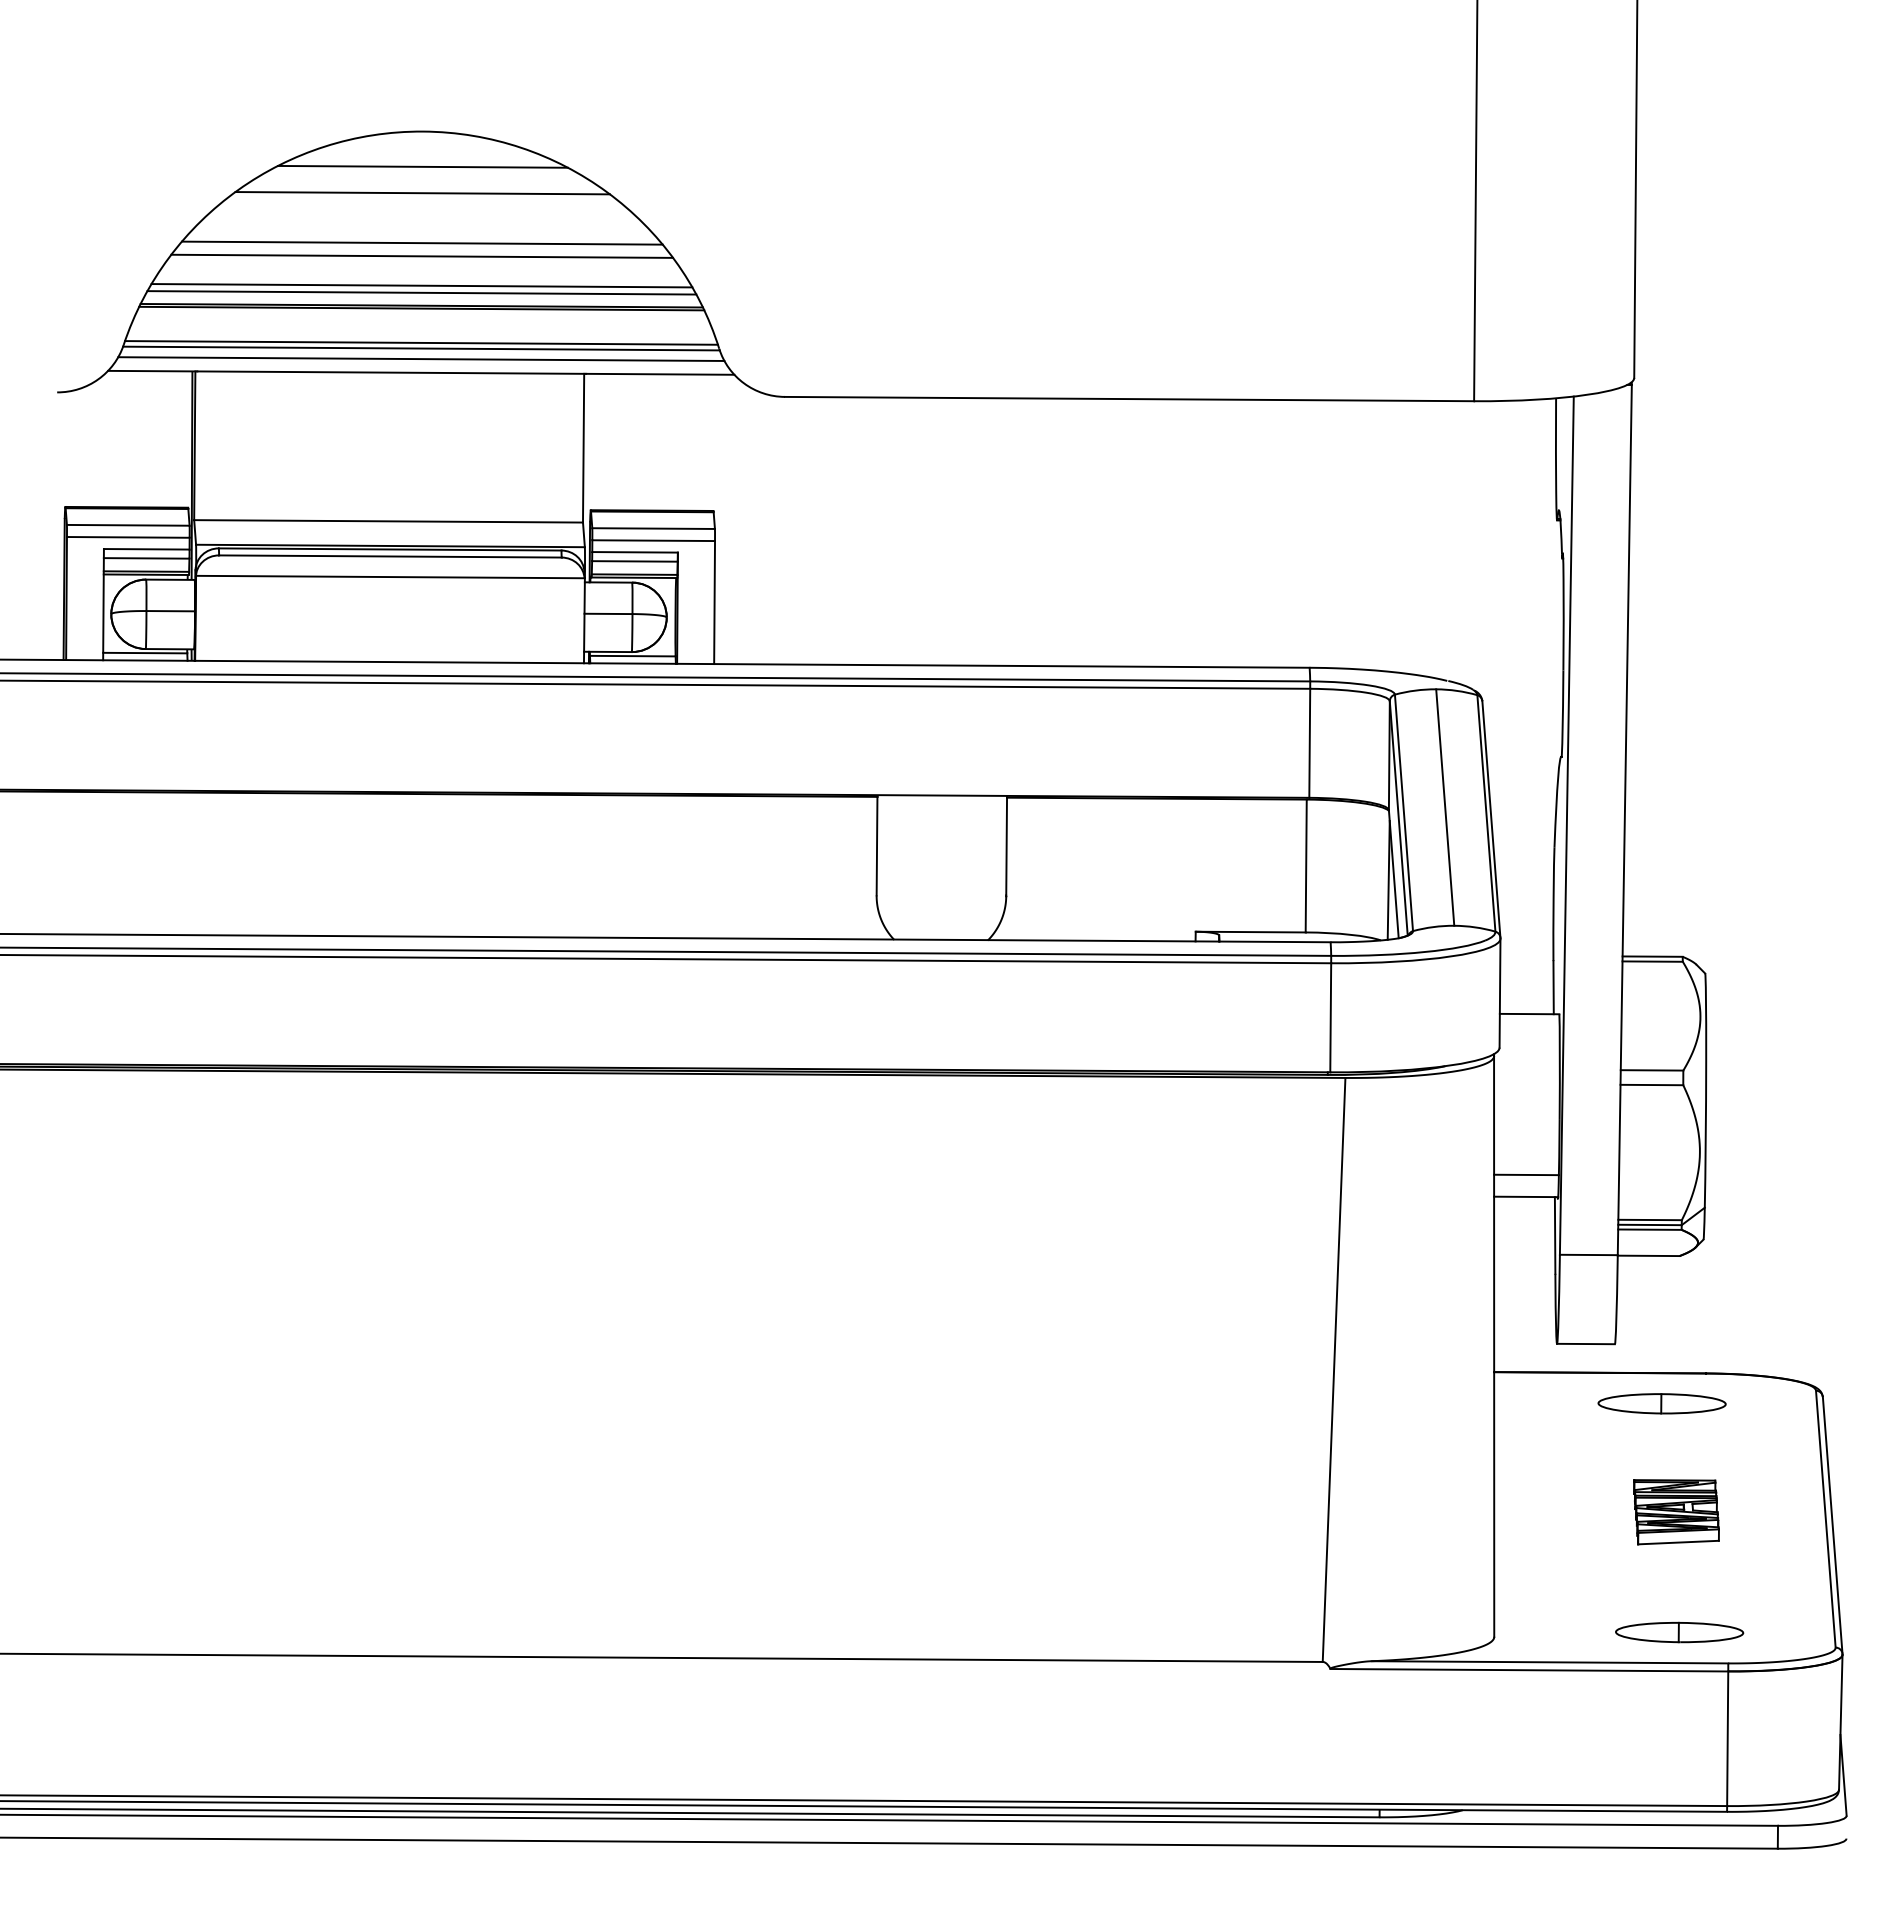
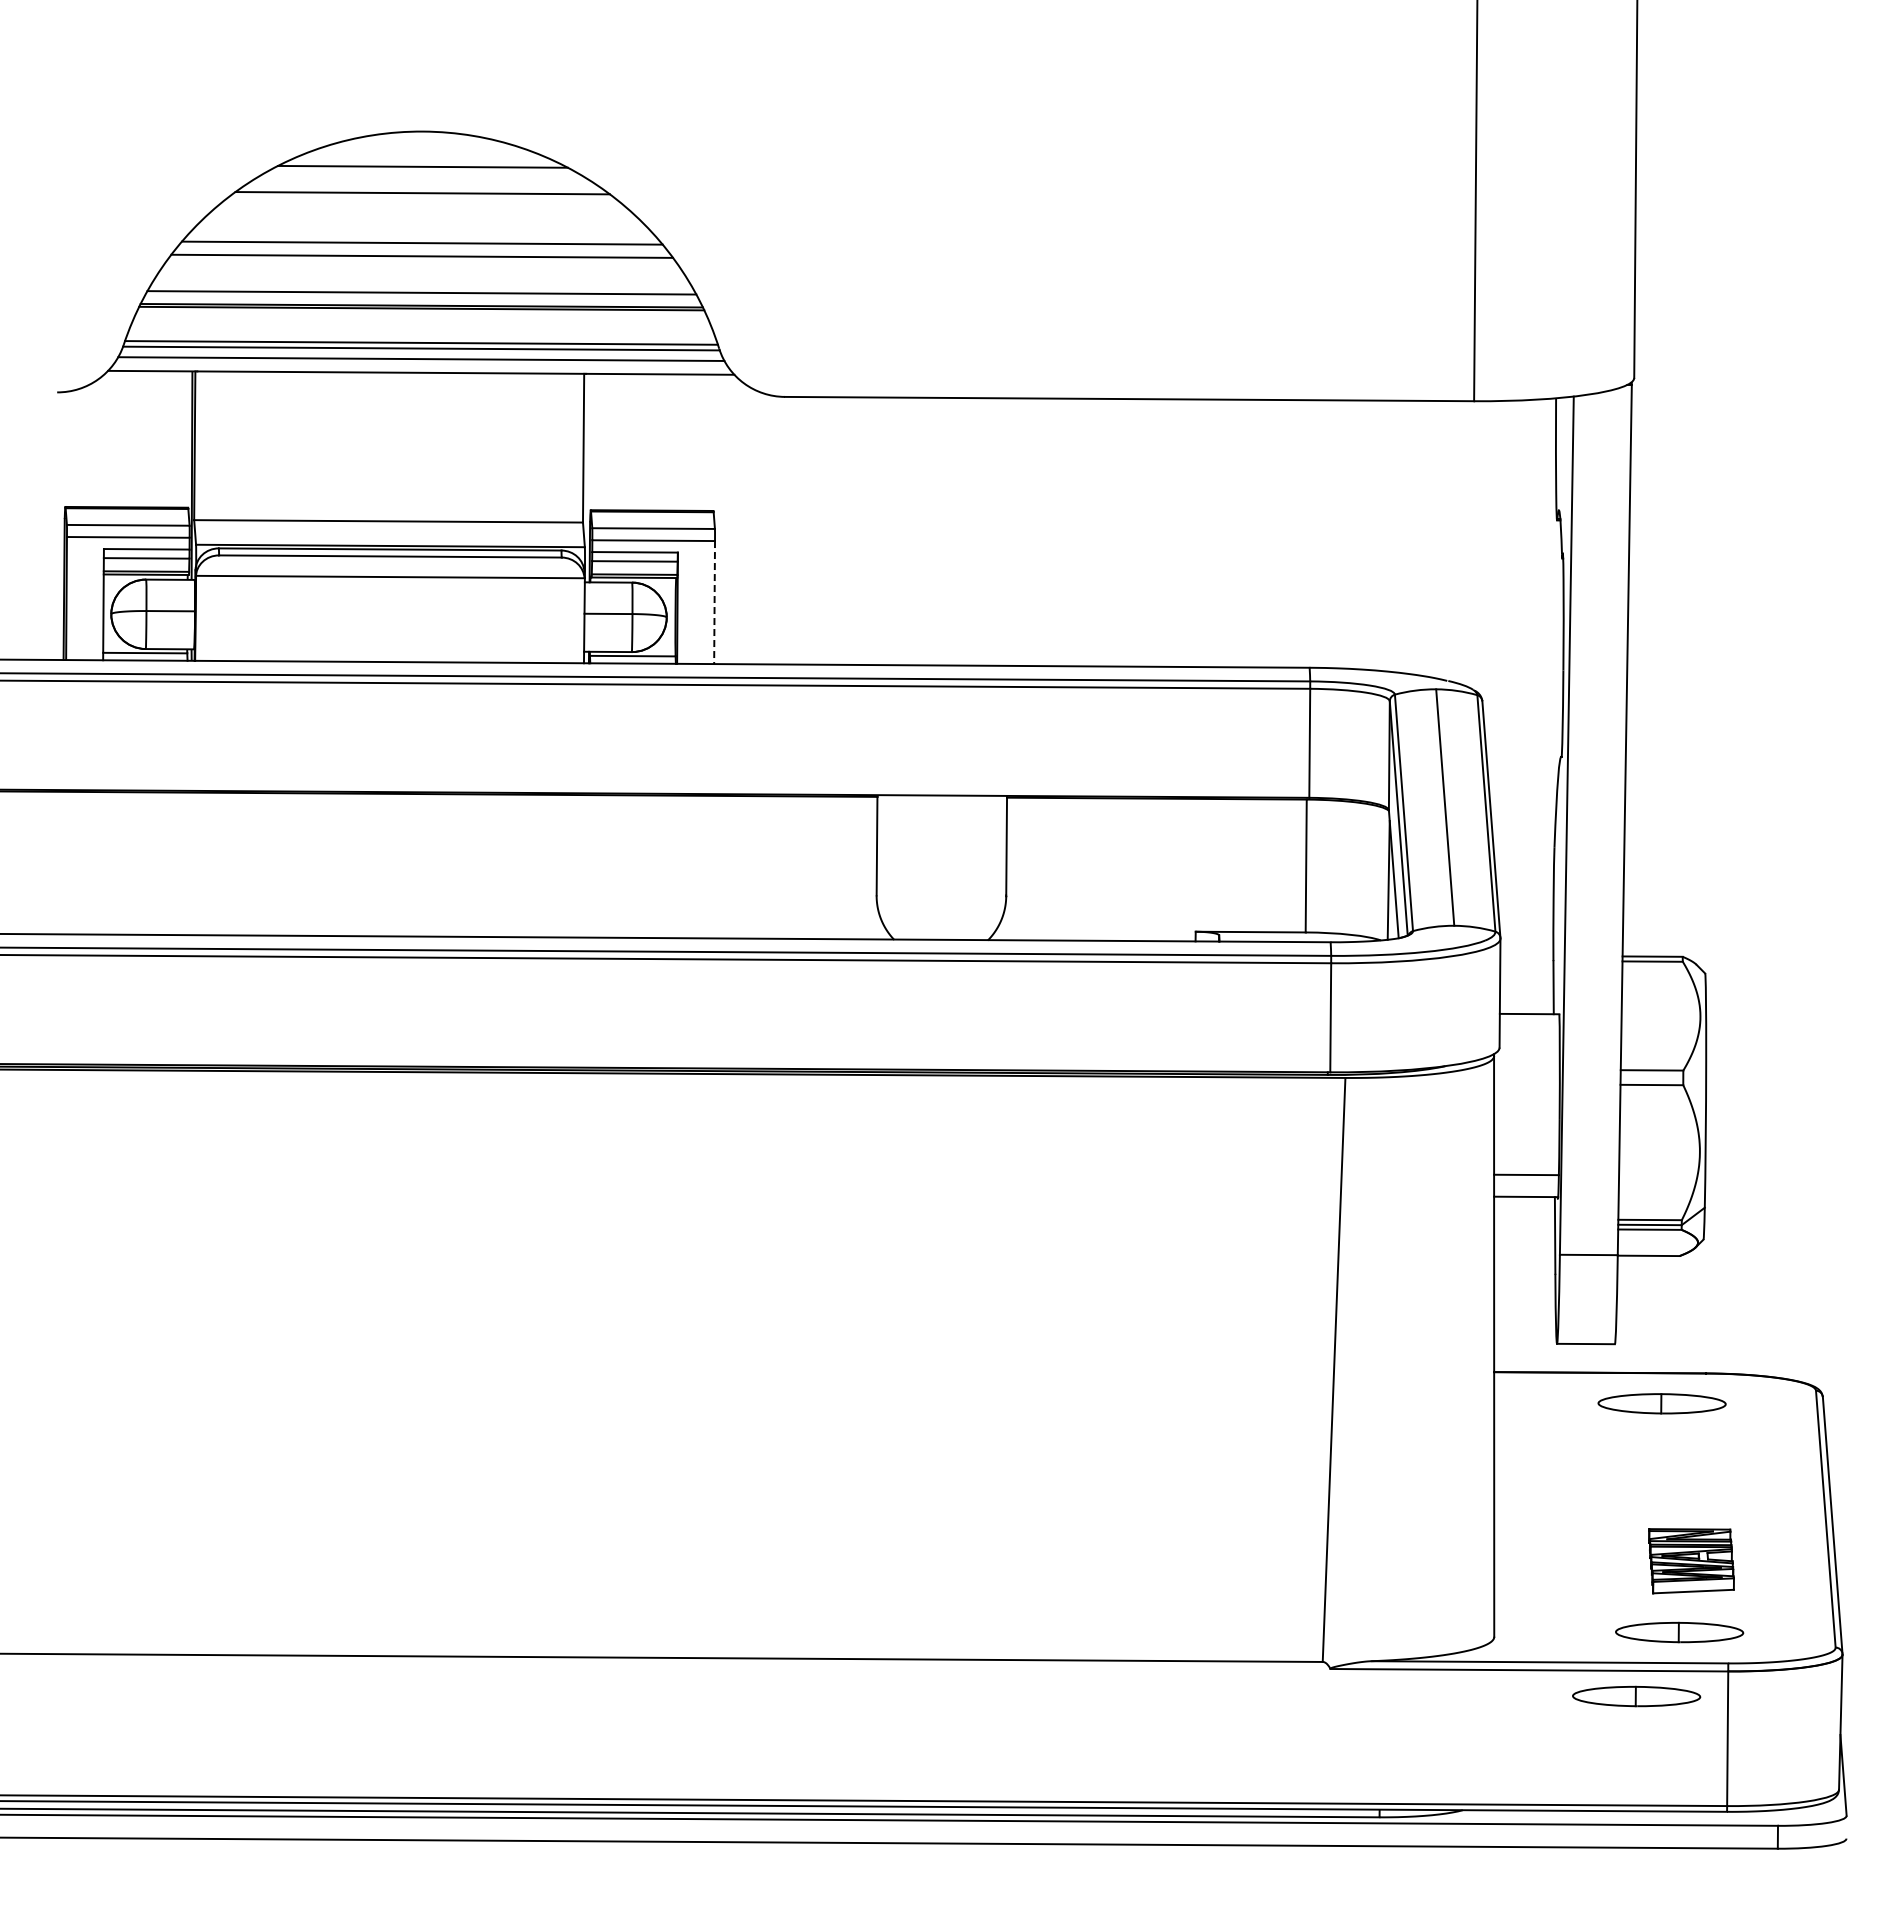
line: present -> none (421, 285)
line: solid -> dashed (714, 602)
part position: (1676, 1512) -> (1691, 1561) (1691, 1561)
part: none -> present (1636, 1696)
